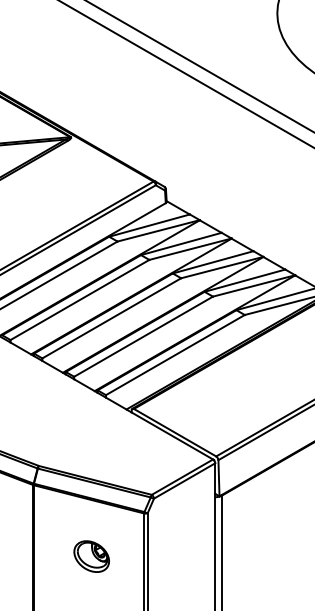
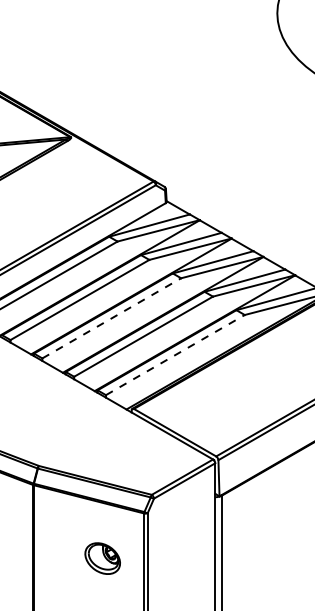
line: present -> none (199, 66)
line: present -> none (186, 74)
line: solid -> dashed (112, 318)
line: solid -> dashed (175, 354)
part position: (91, 556) -> (102, 558) (102, 558)
